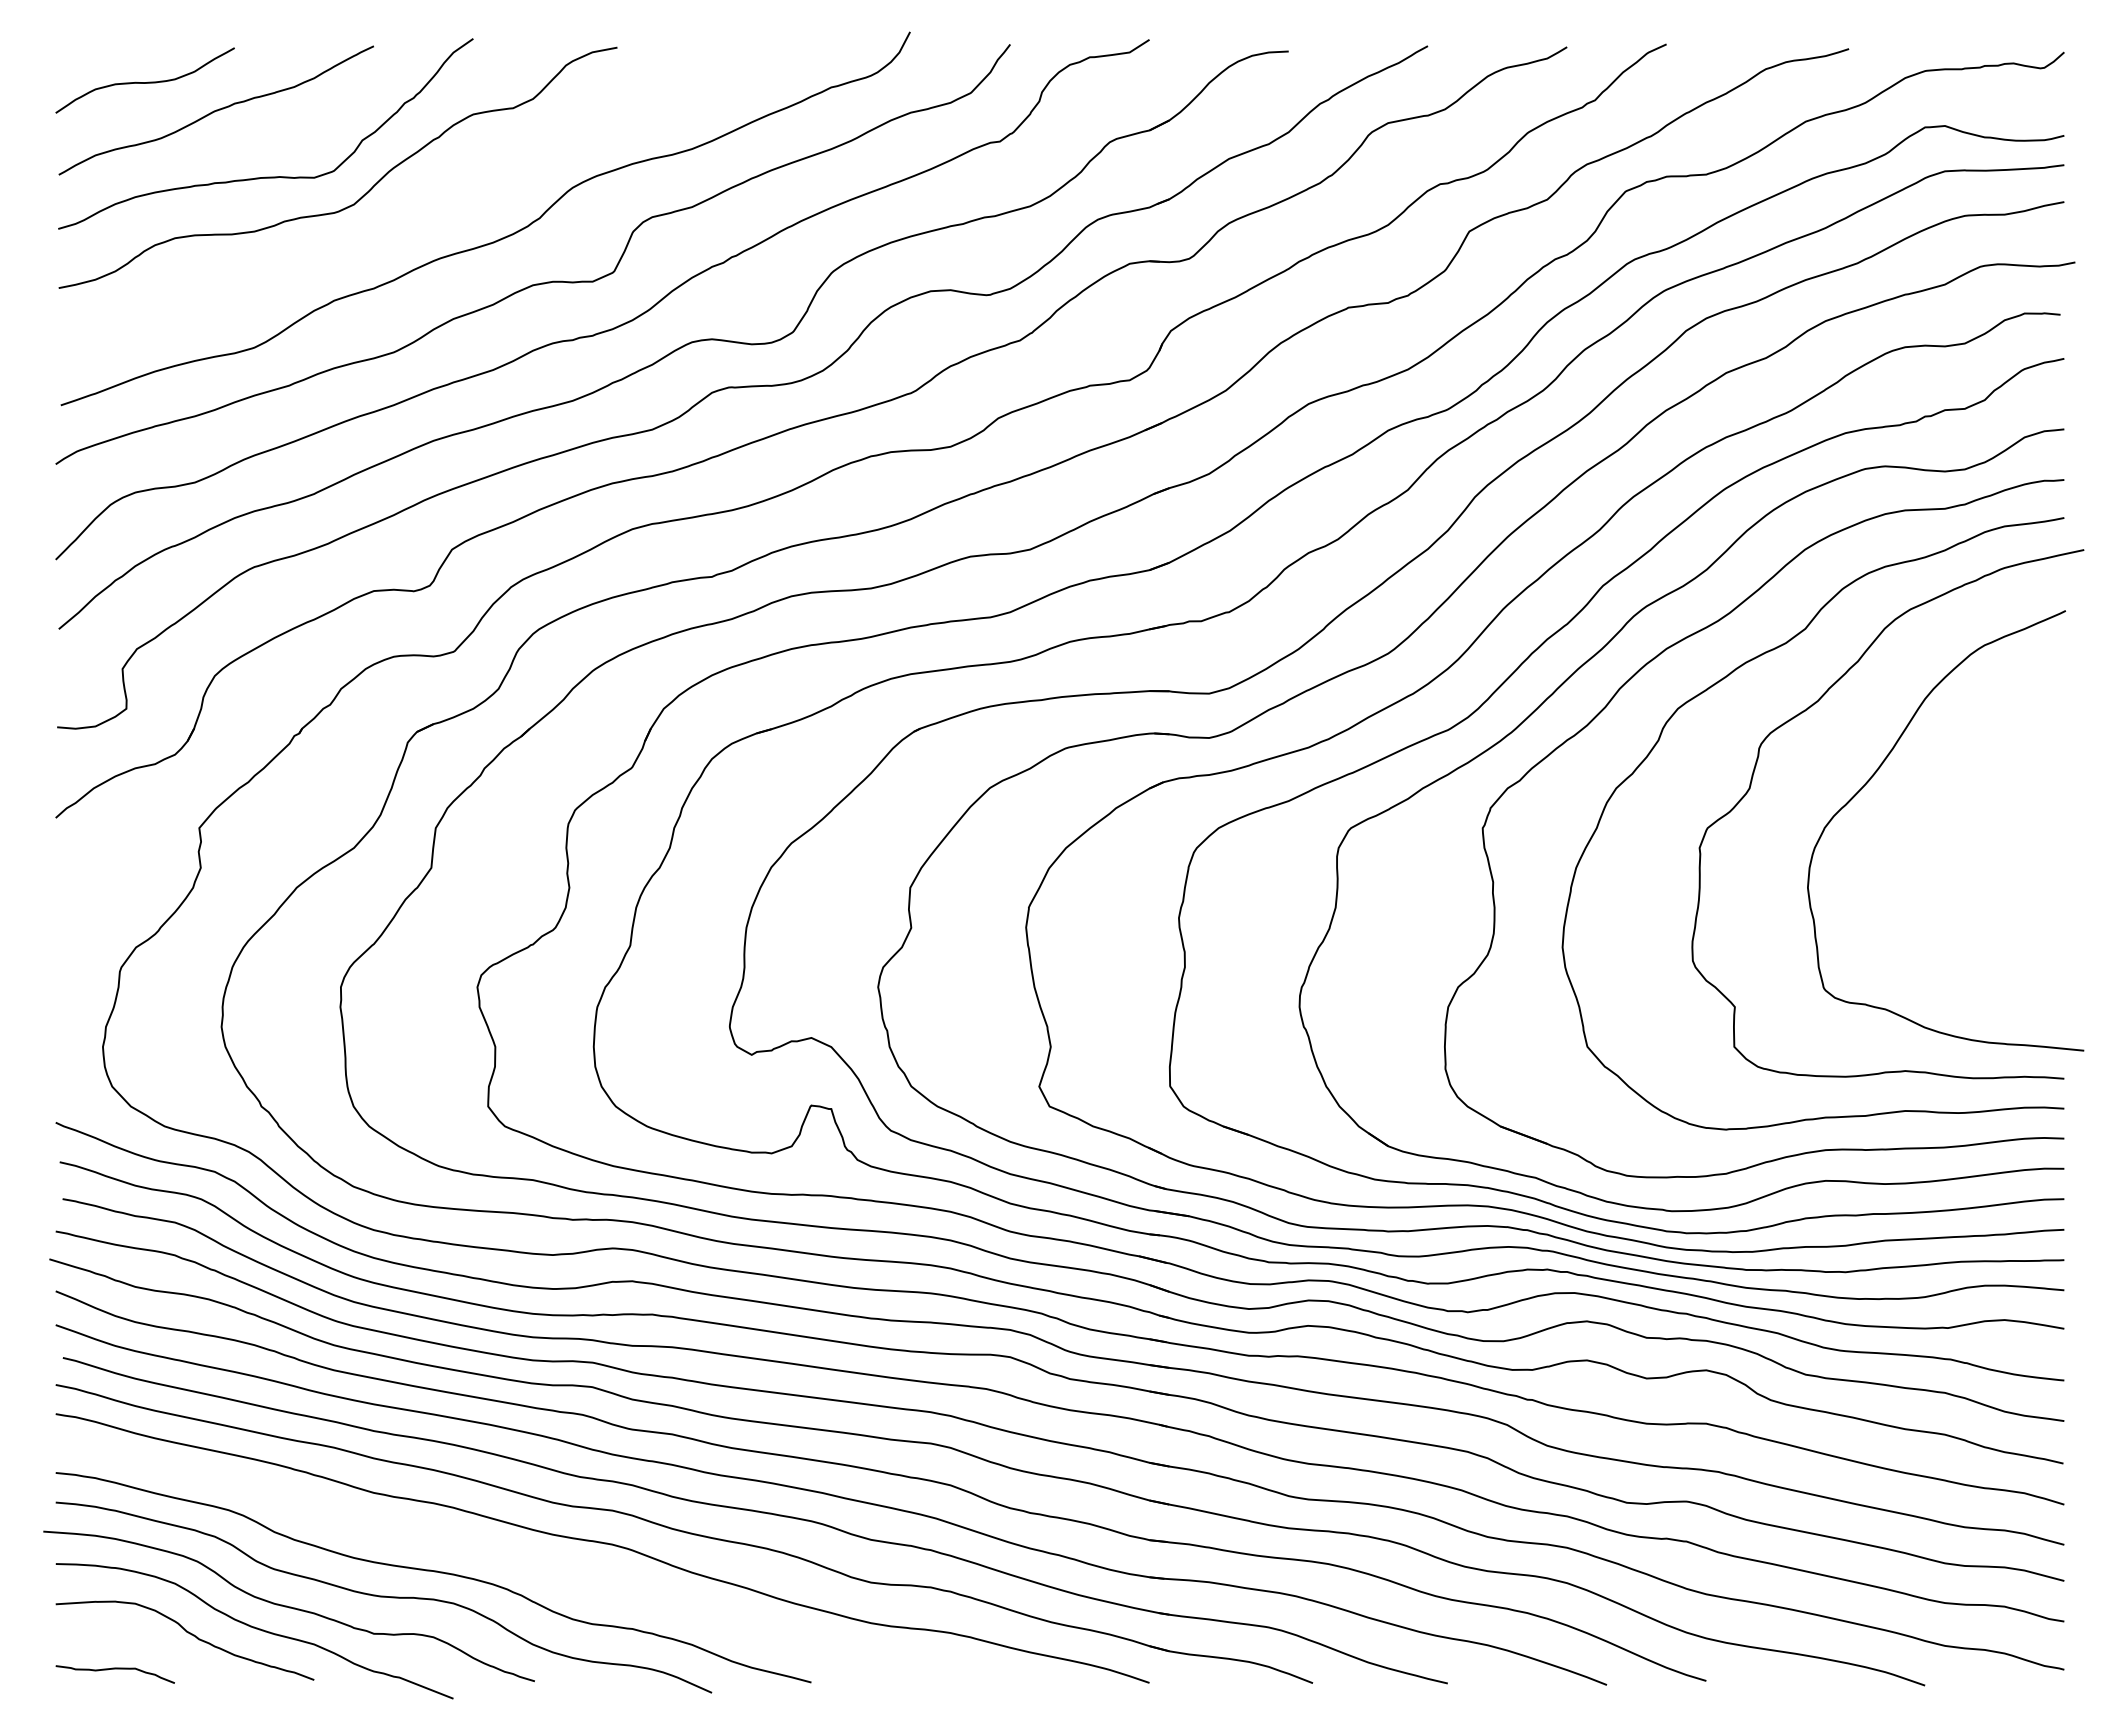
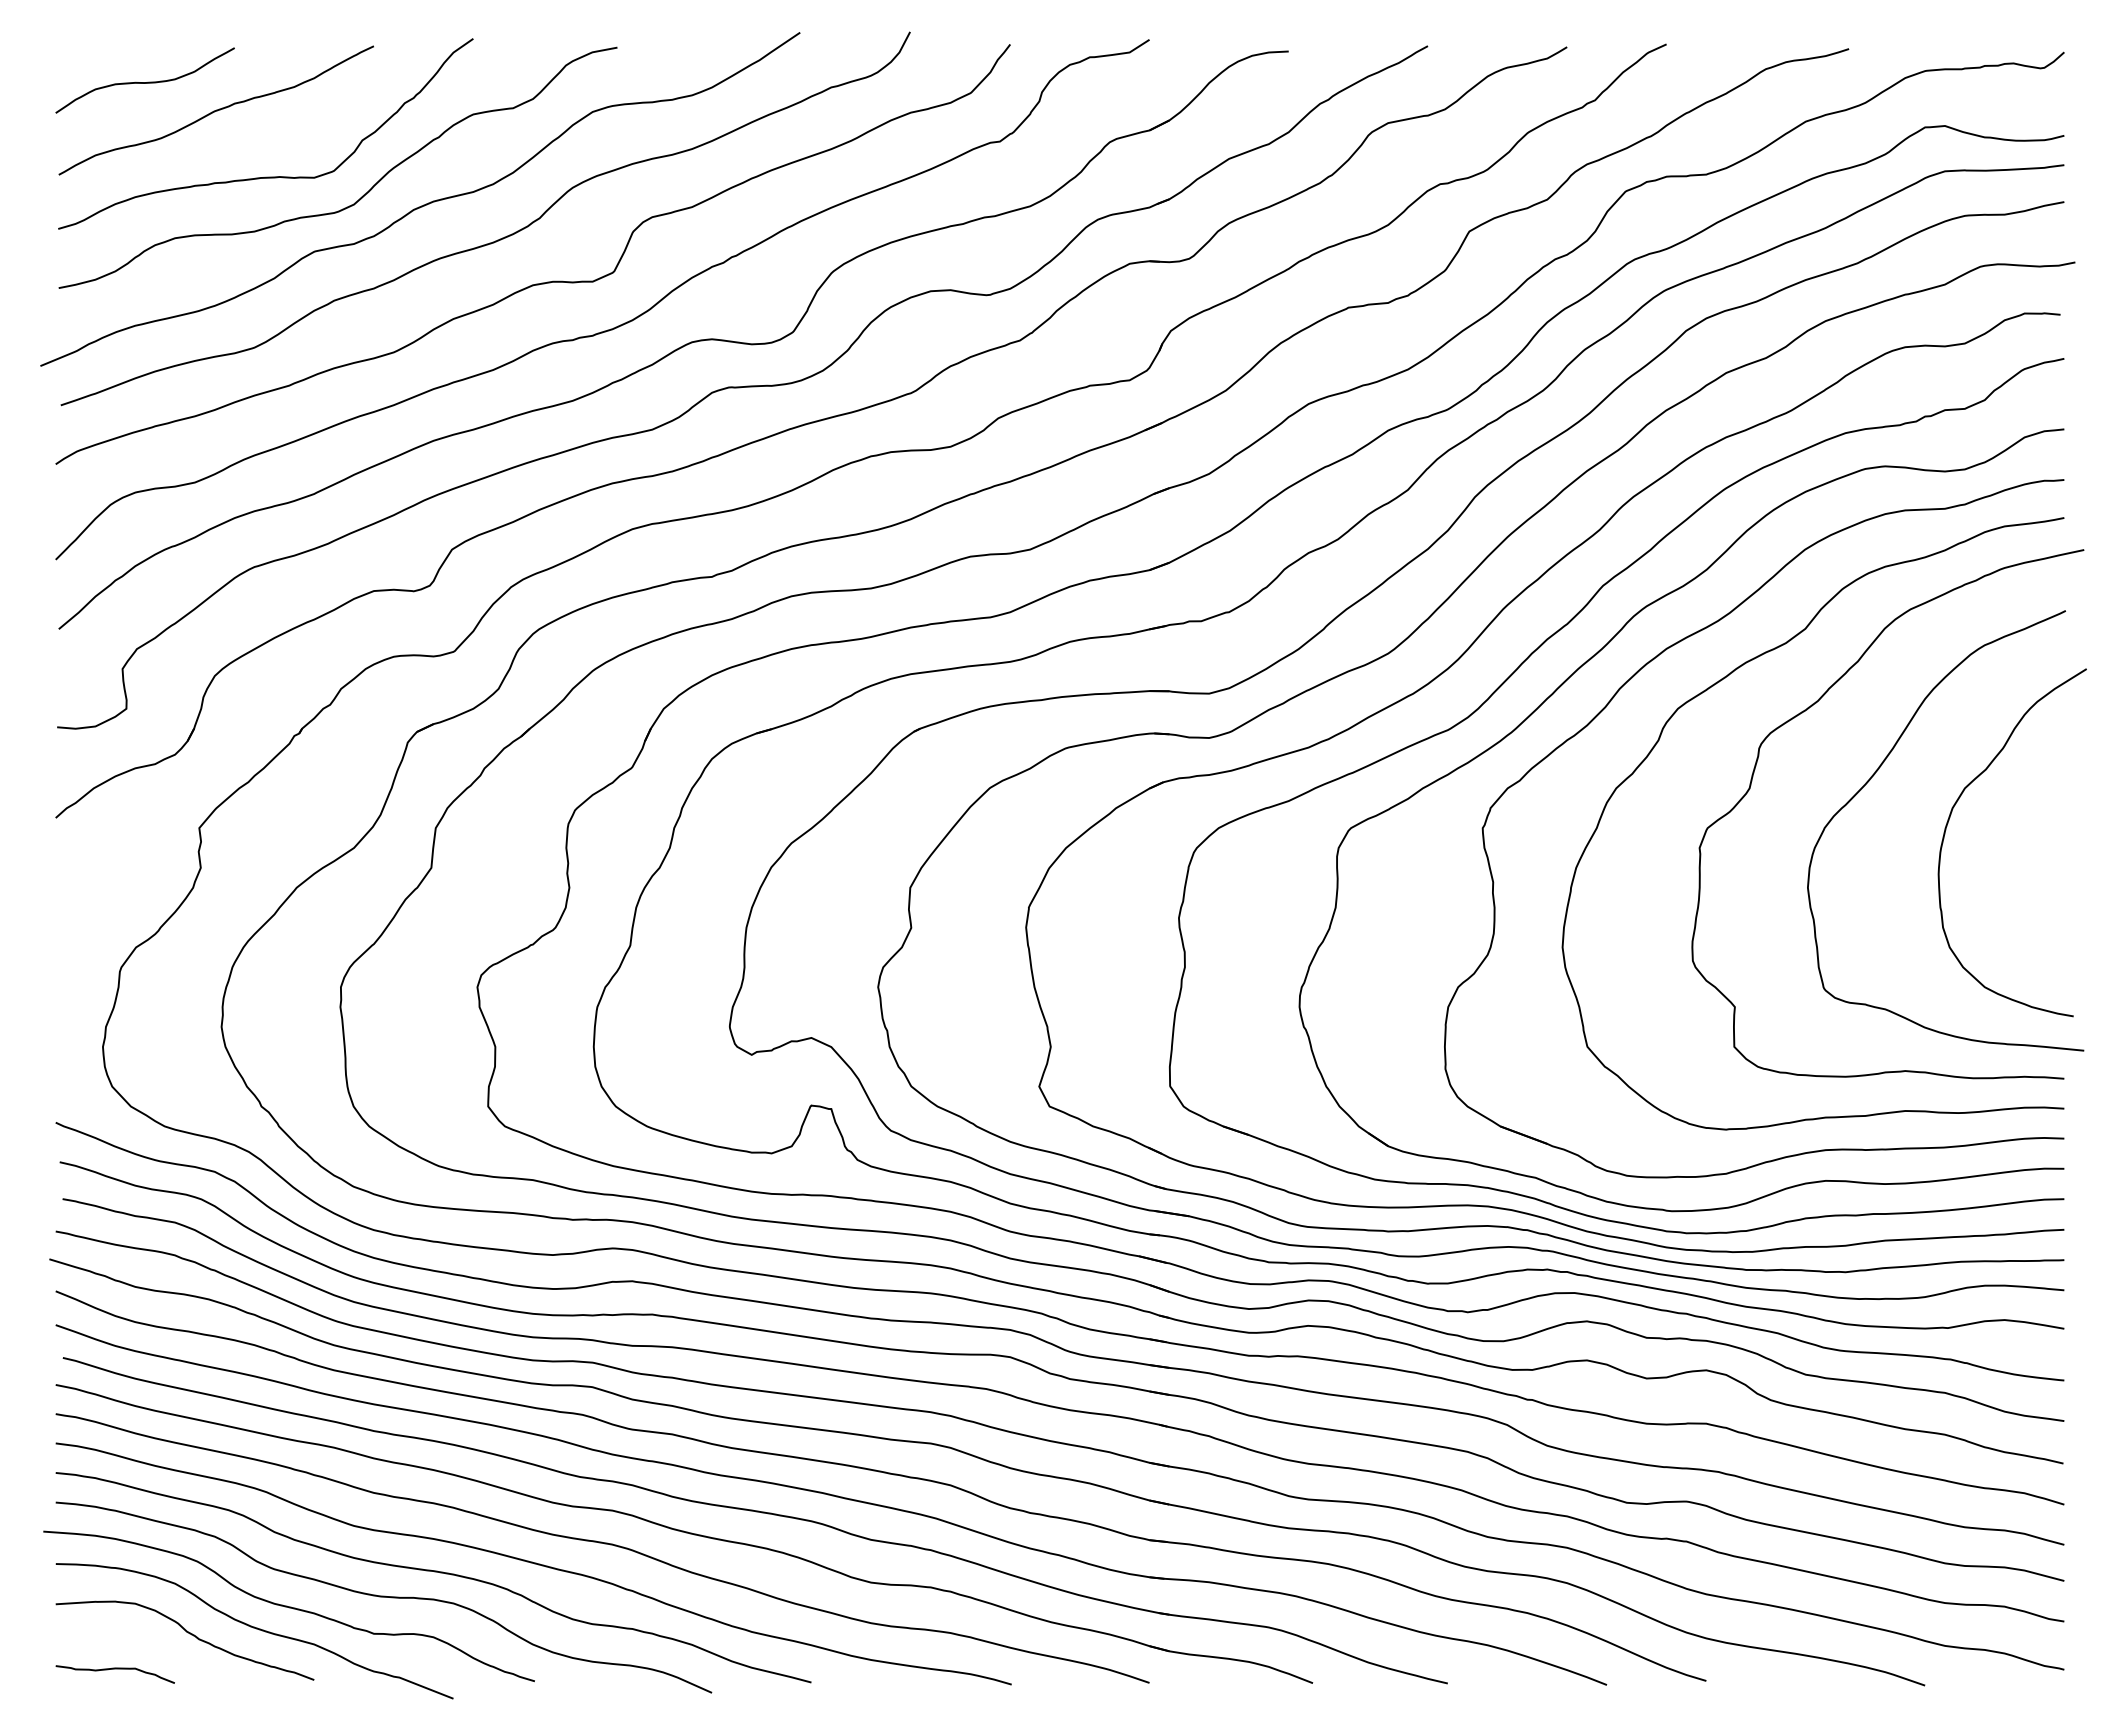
curve: none -> present (423, 204)
curve: none -> present (1949, 820)
curve: none -> present (533, 1563)
